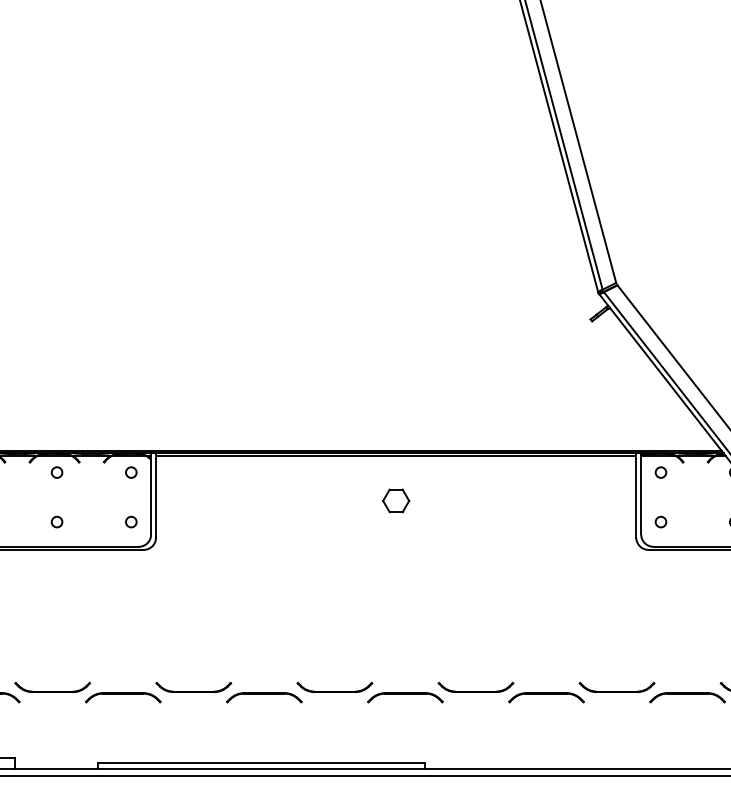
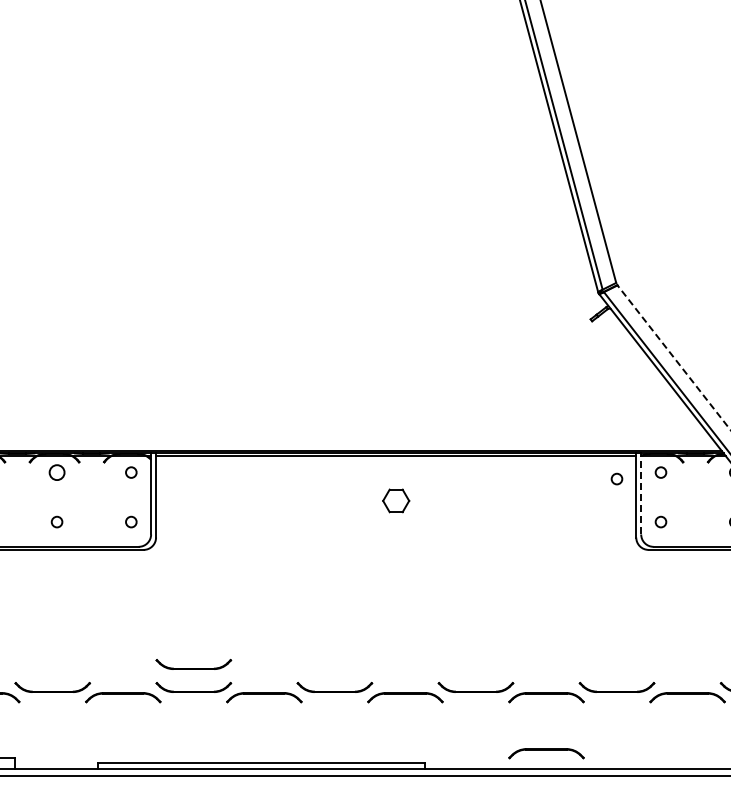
line: solid -> dashed (674, 357)
circle size: 14x13 px -> 18x17 px (56, 472)
circle: none -> present (616, 478)
line: solid -> dashed (641, 494)
part: none -> present (193, 664)
part: none -> present (546, 753)
